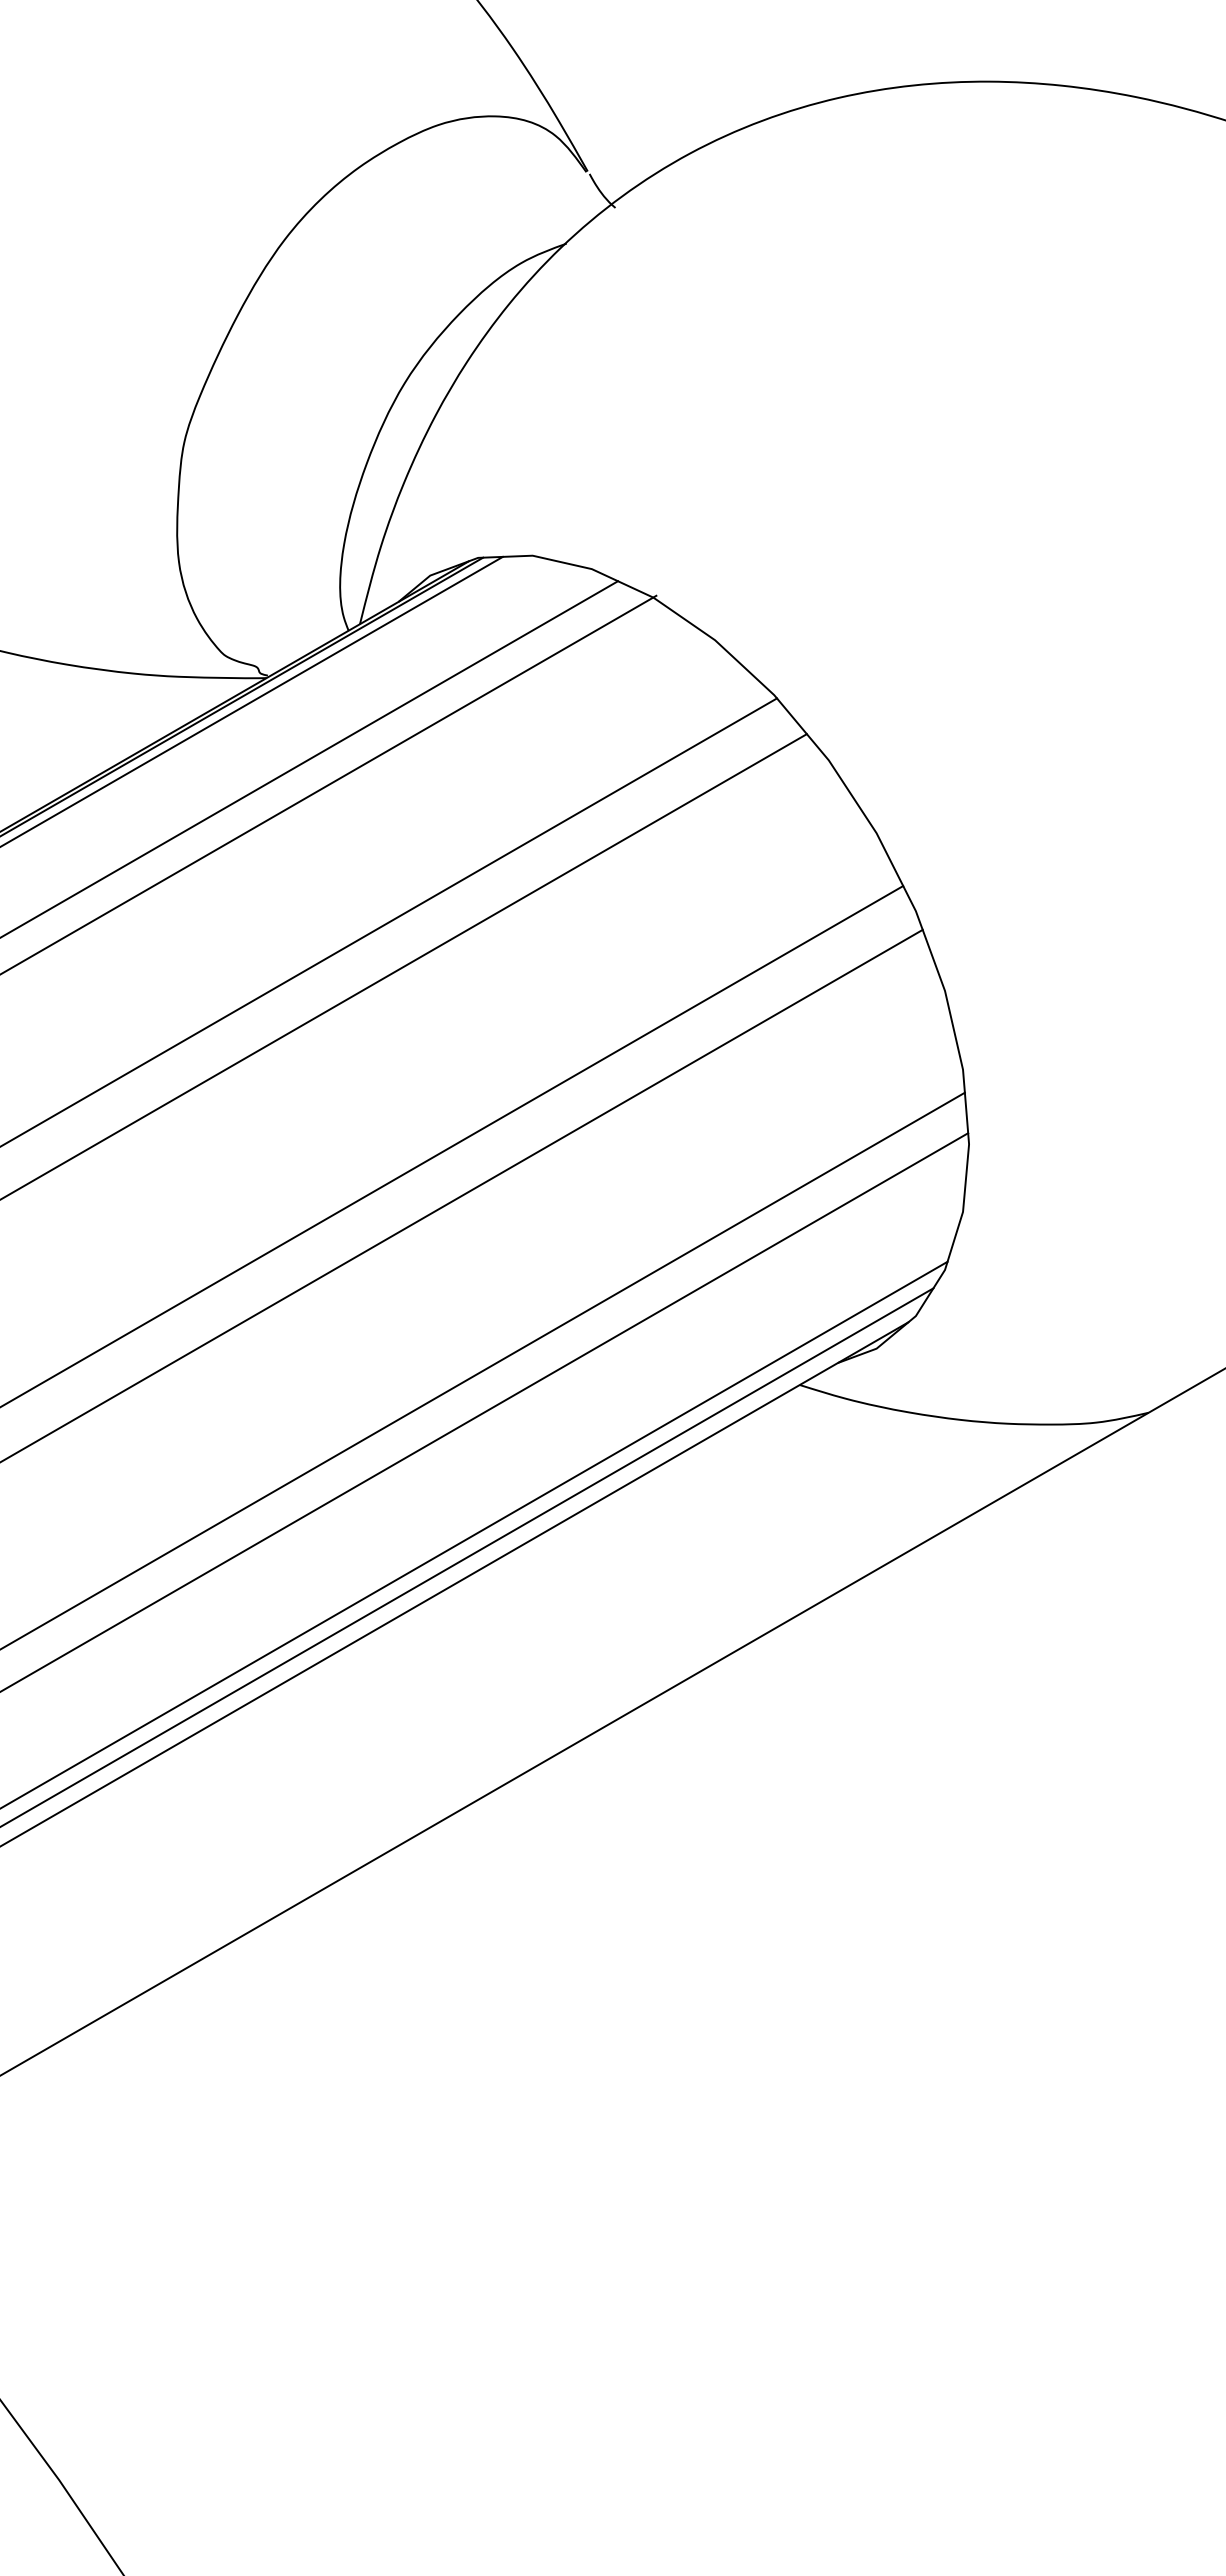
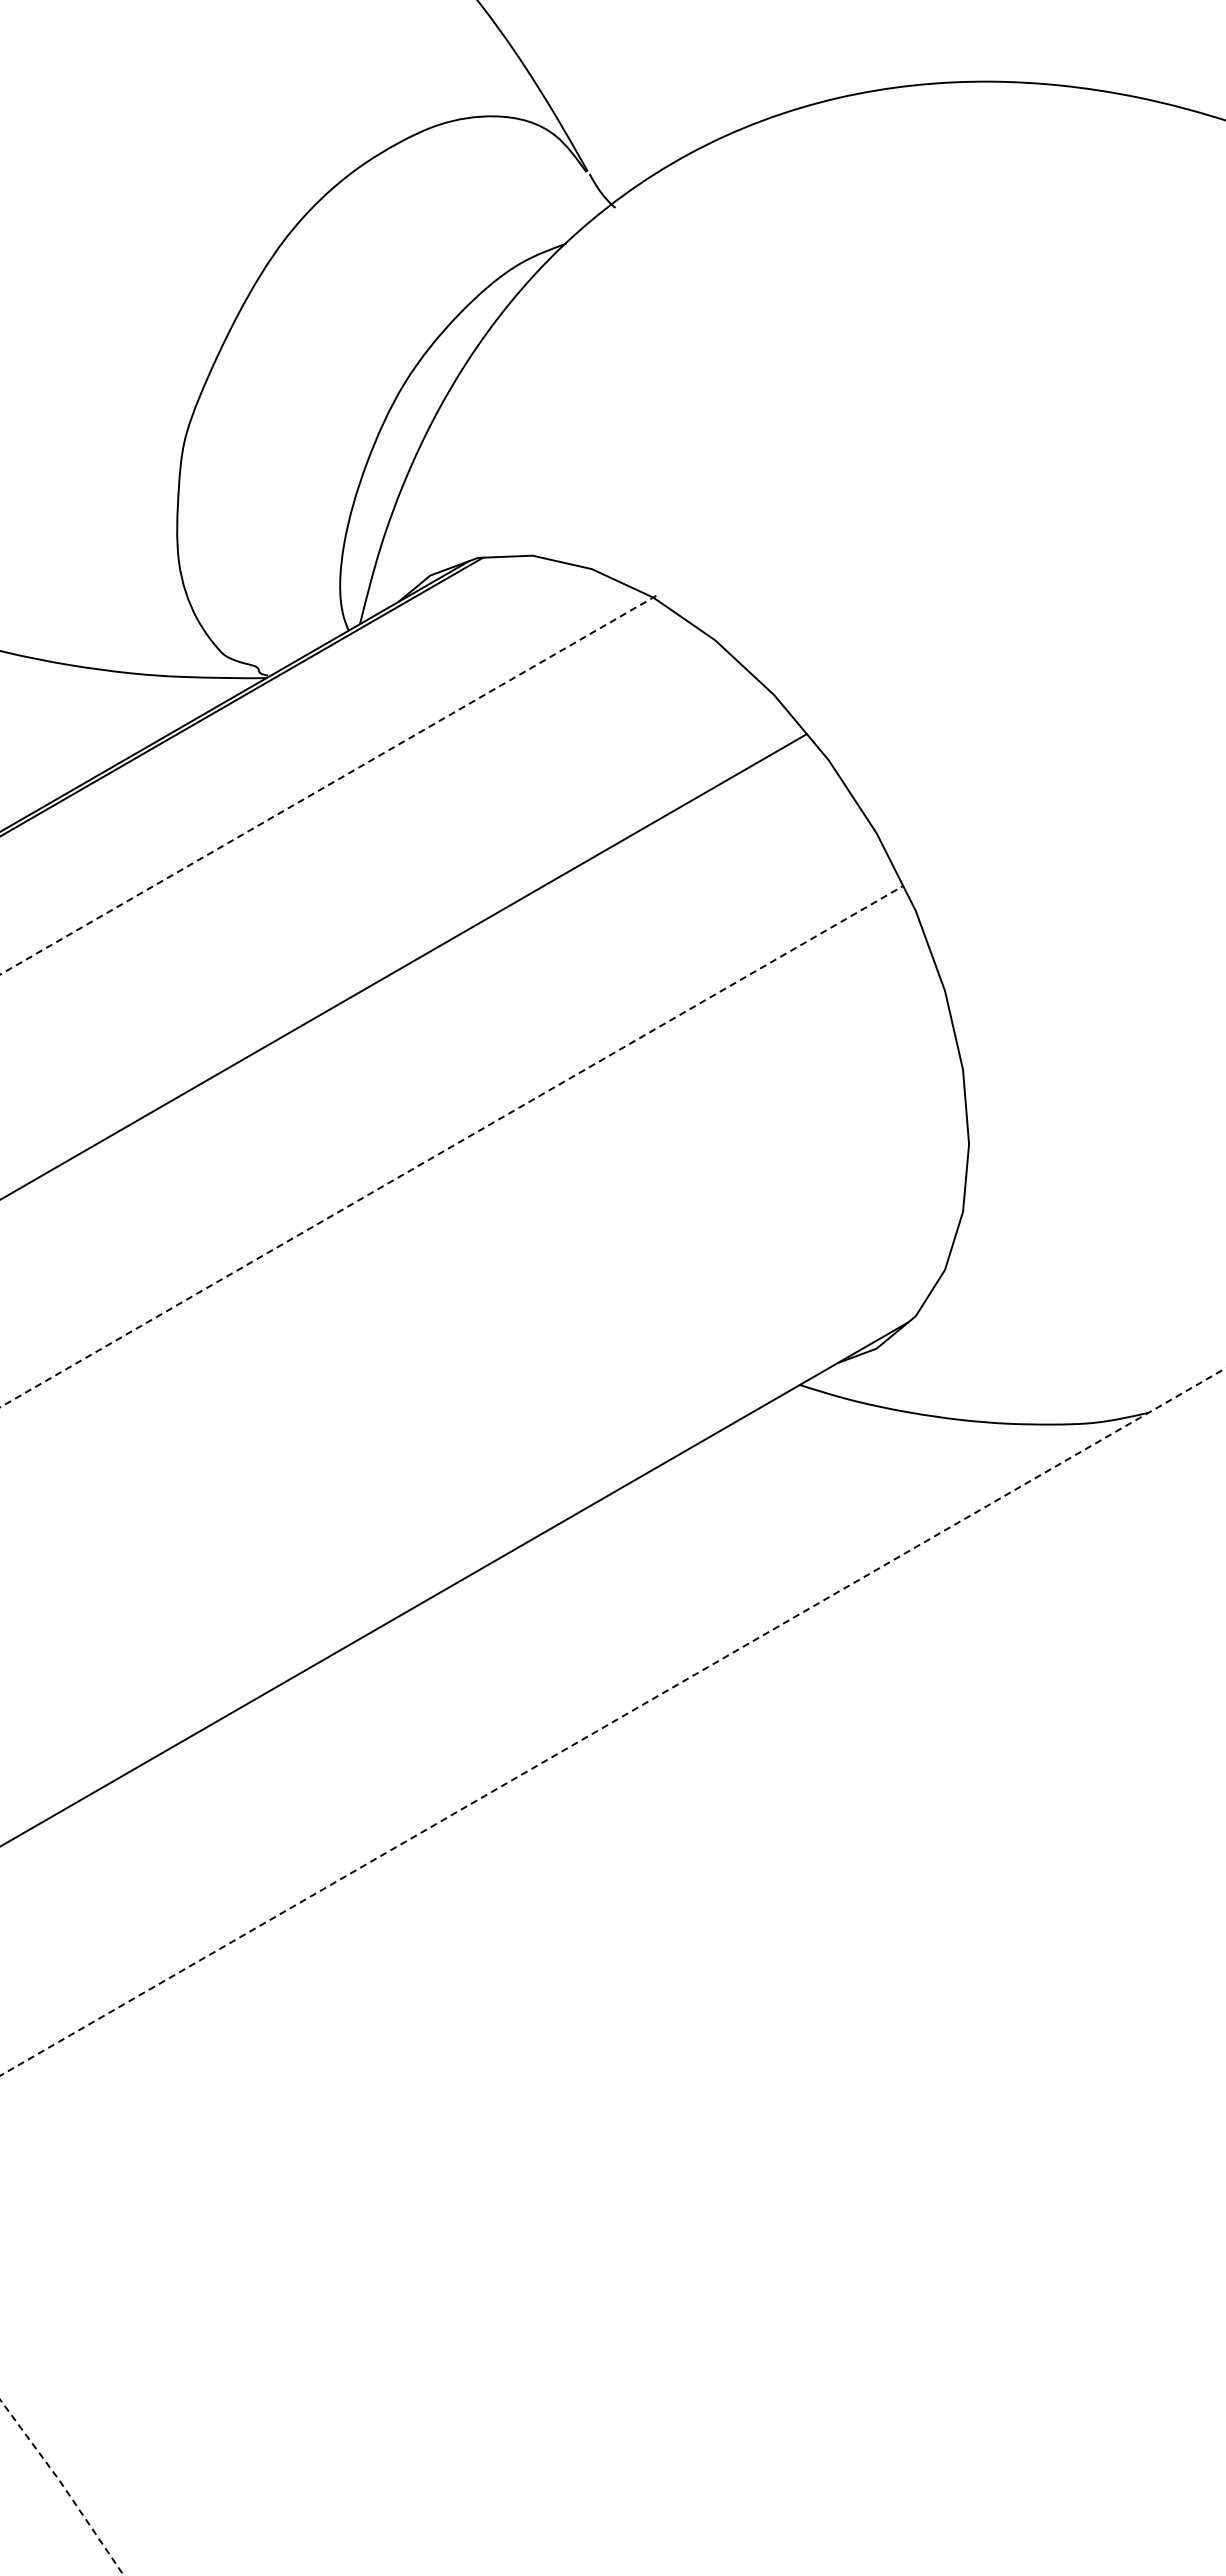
line: present -> none (252, 700)
line: present -> none (310, 758)
line: solid -> dashed (328, 785)
line: present -> none (389, 921)
line: solid -> dashed (452, 1146)
line: present -> none (462, 1194)
line: present -> none (483, 1370)
line: present -> none (485, 1411)
line: present -> none (474, 1534)
line: present -> none (467, 1556)
line: solid -> dashed (612, 1722)
line: solid -> dashed (63, 2486)
